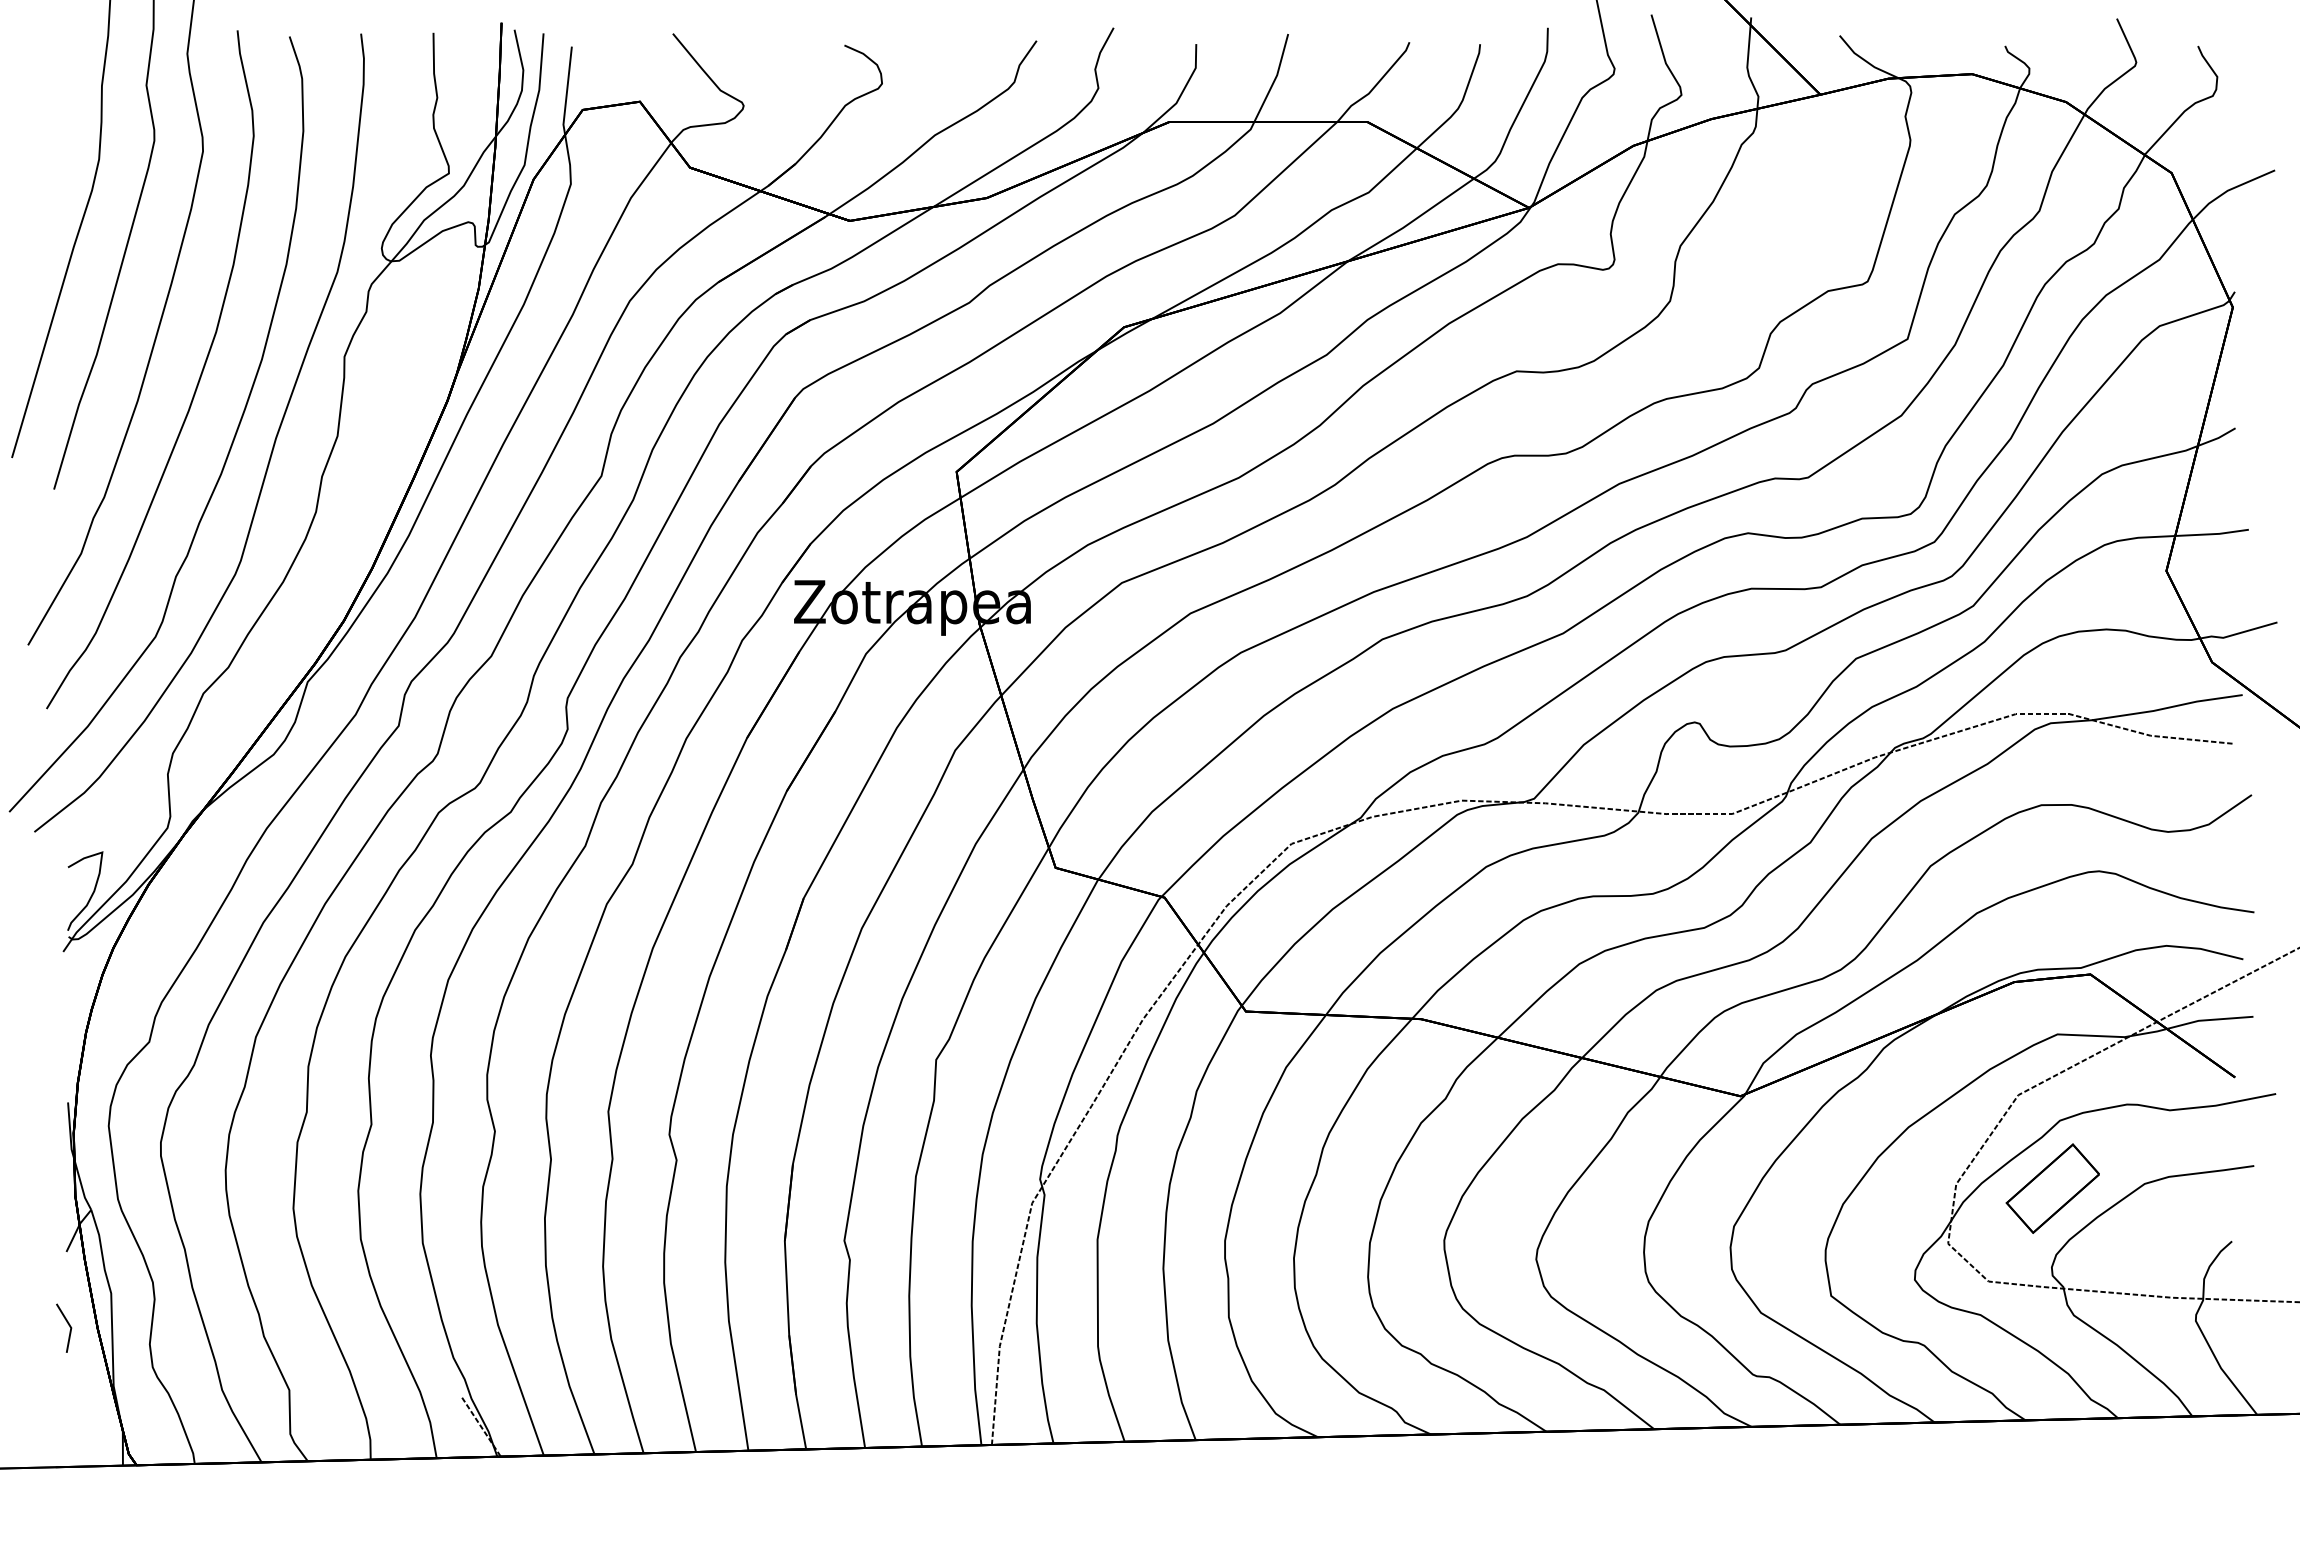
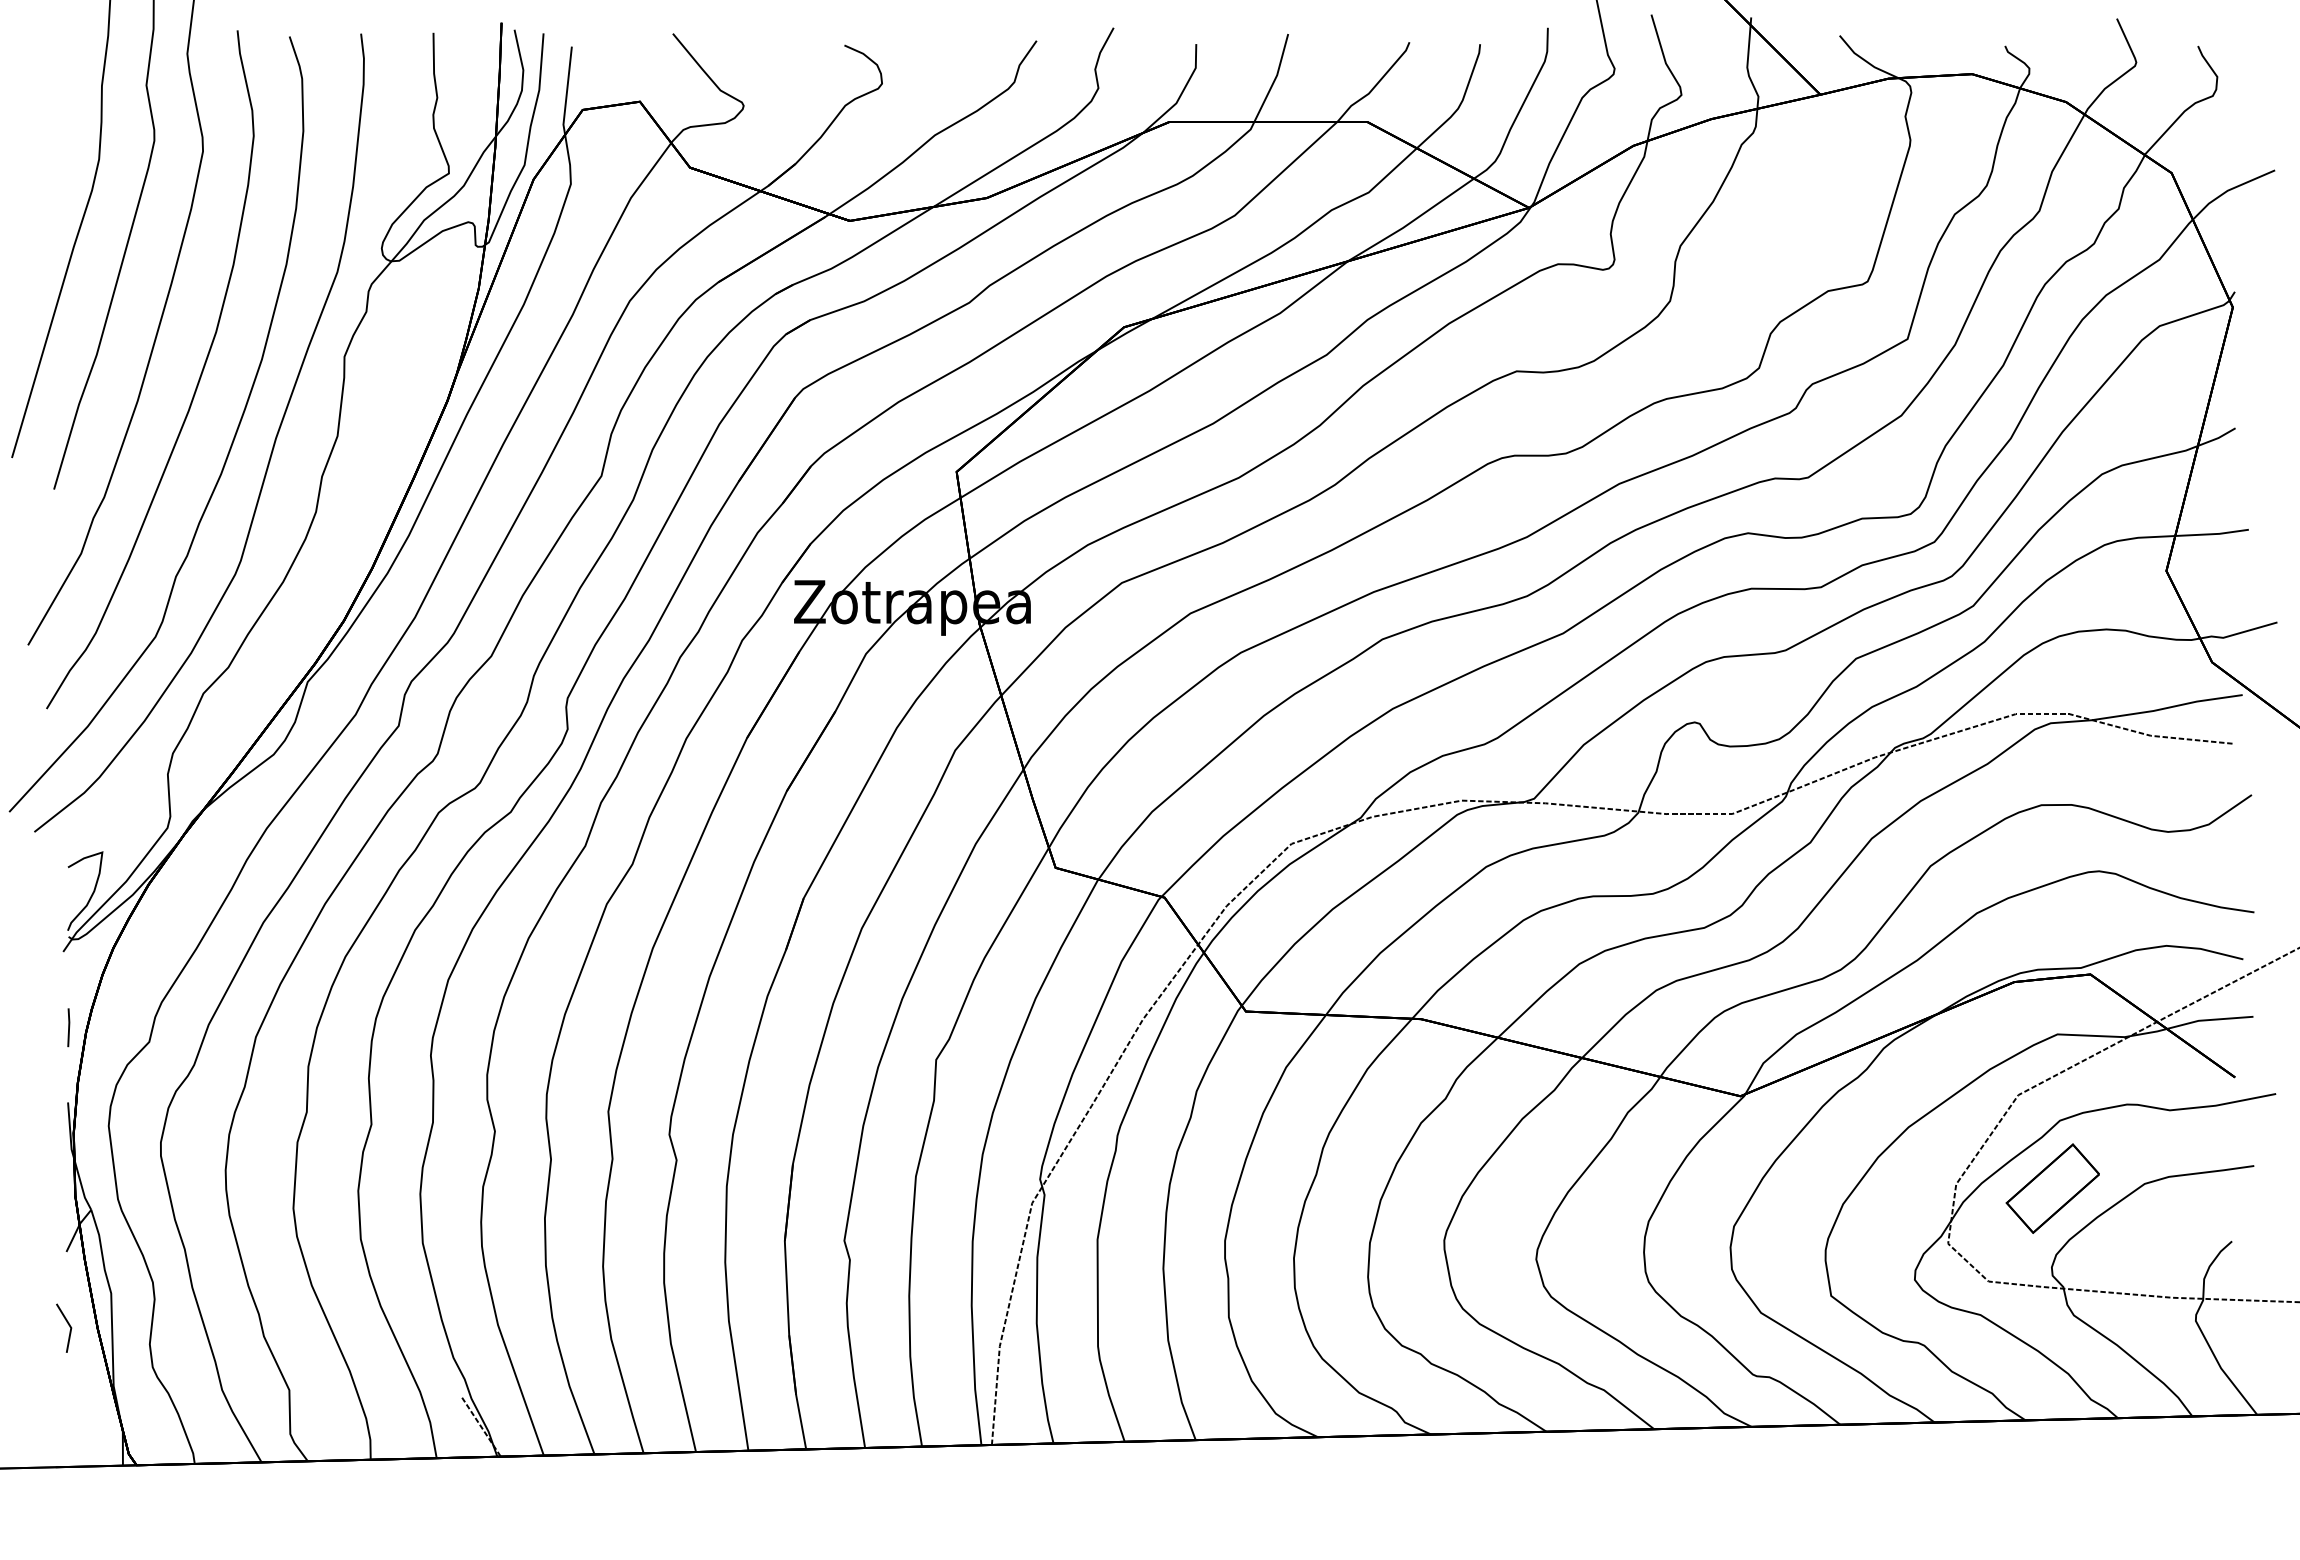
line: none -> present (68, 1027)
